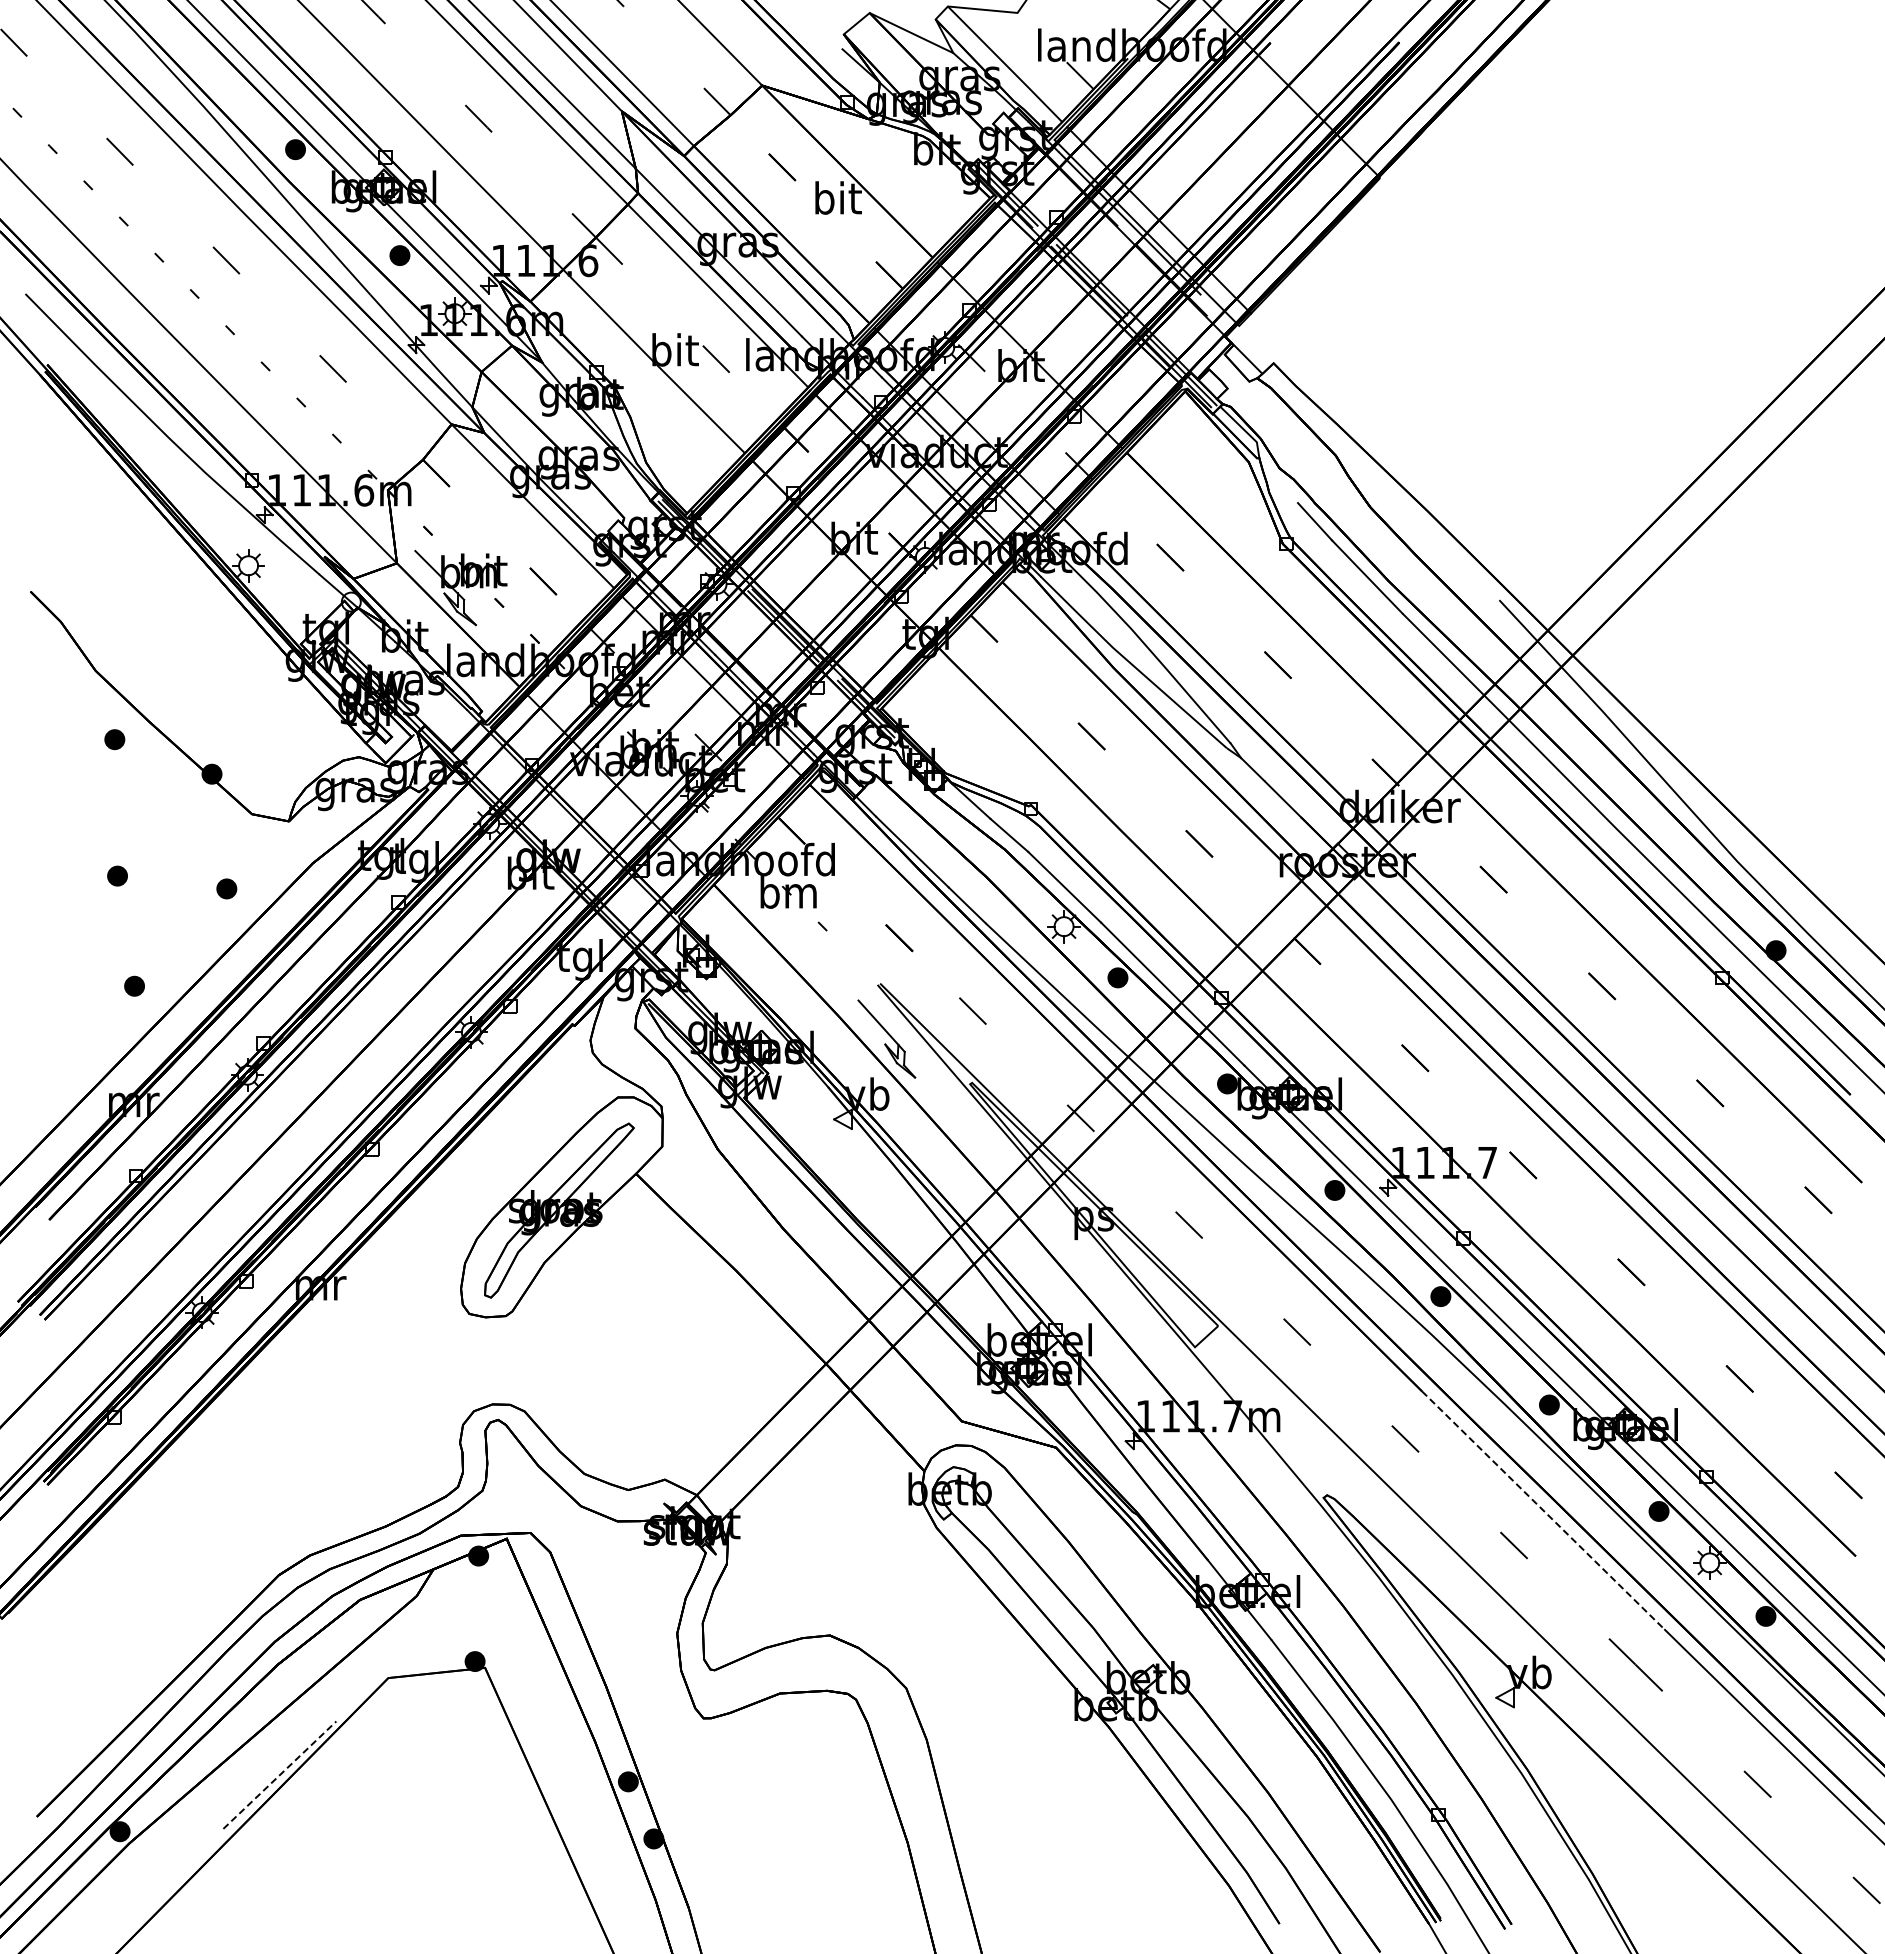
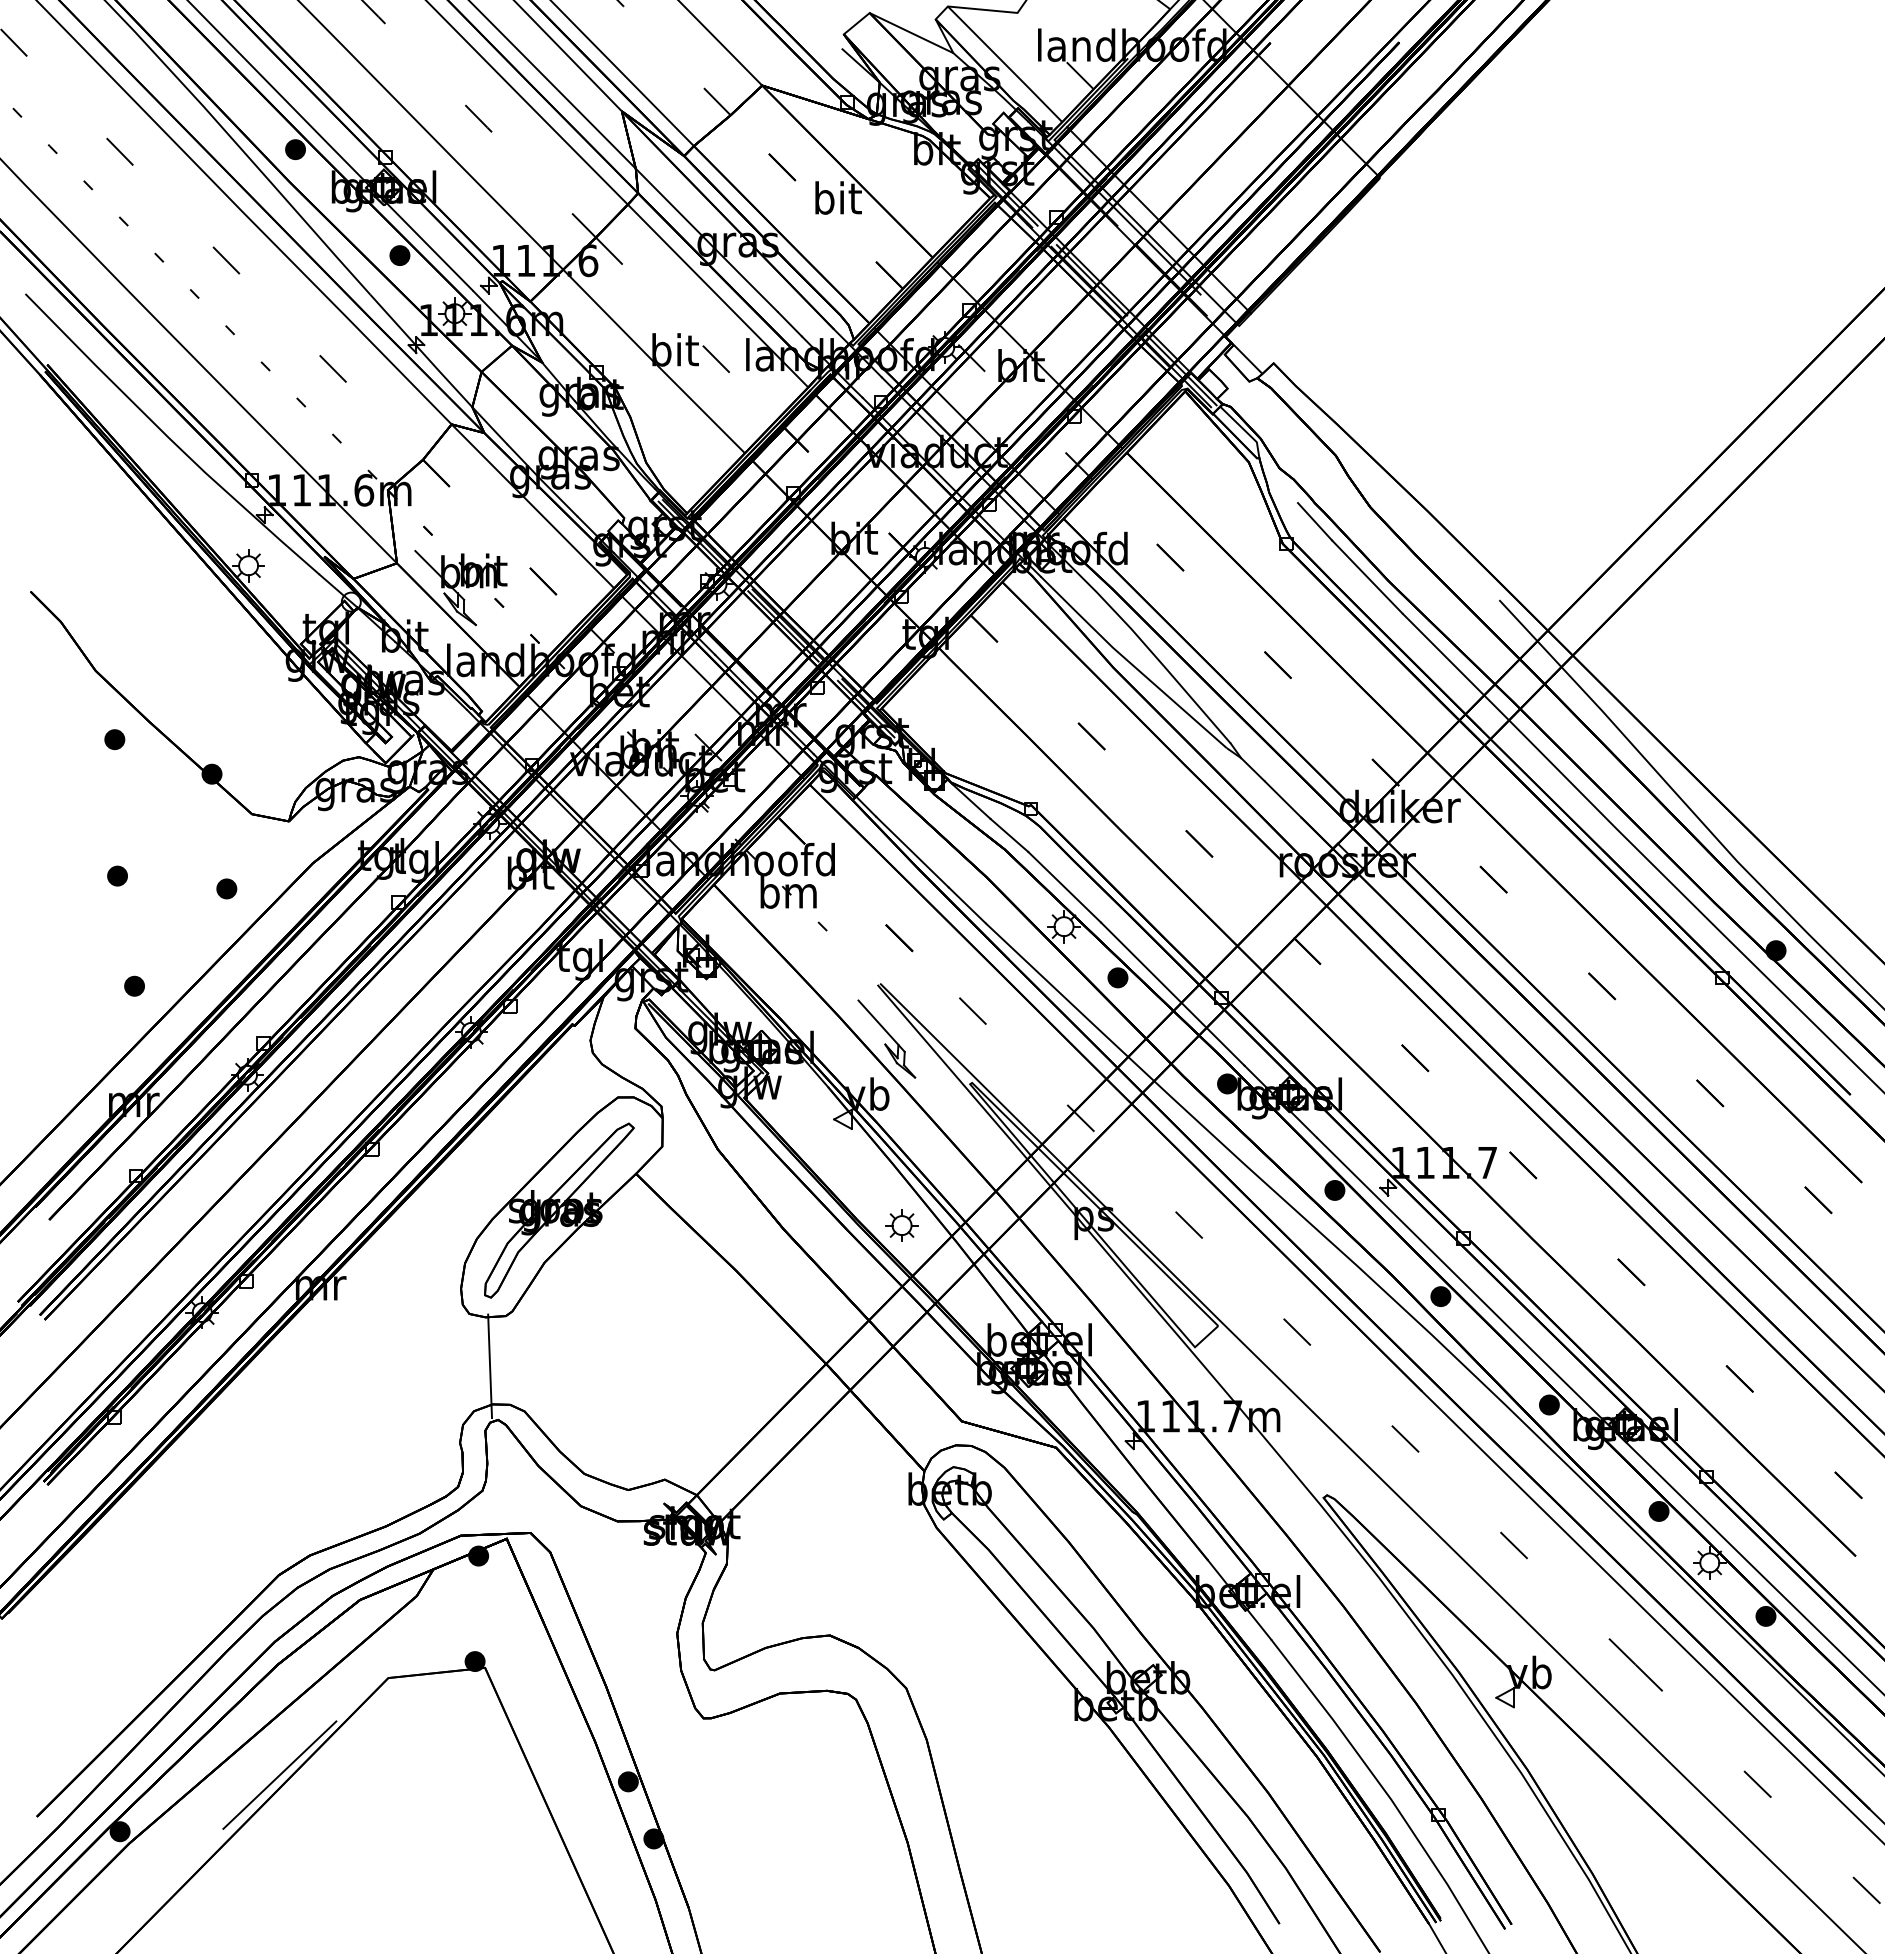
part: none -> present (901, 1225)
line: none -> present (490, 1366)
line: dashed -> solid (1543, 1510)
line: dashed -> solid (279, 1775)
